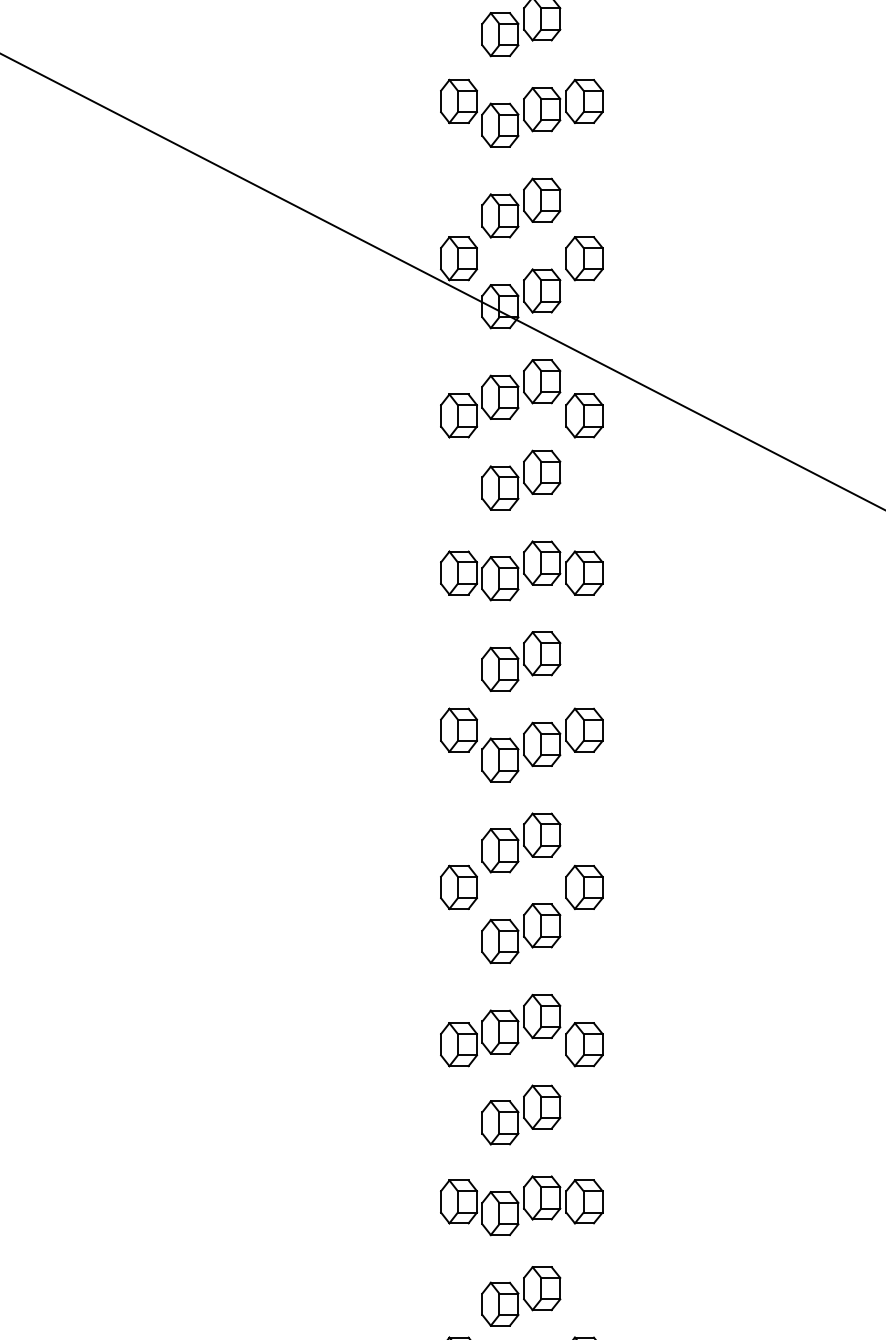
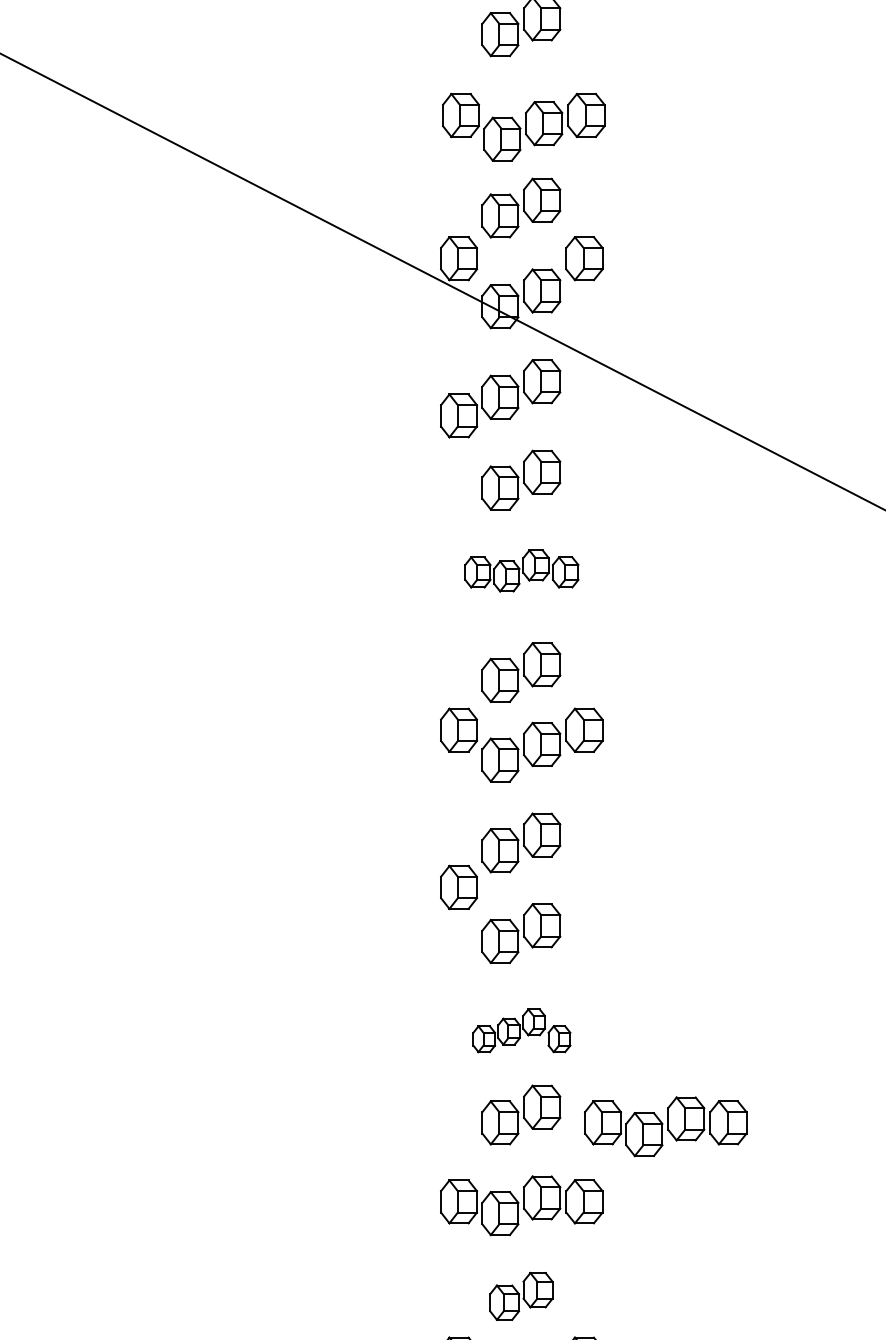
part position: (521, 112) -> (523, 126) (523, 126)
part: present -> none (584, 415)
part size: 164x62 px -> 116x44 px (521, 570)
part position: (521, 661) -> (521, 672) (521, 672)
part: present -> none (584, 887)
part size: 164x74 px -> 100x46 px (521, 1030)
part: none -> present (665, 1126)
part size: 81x61 px -> 65x50 px (521, 1295)
